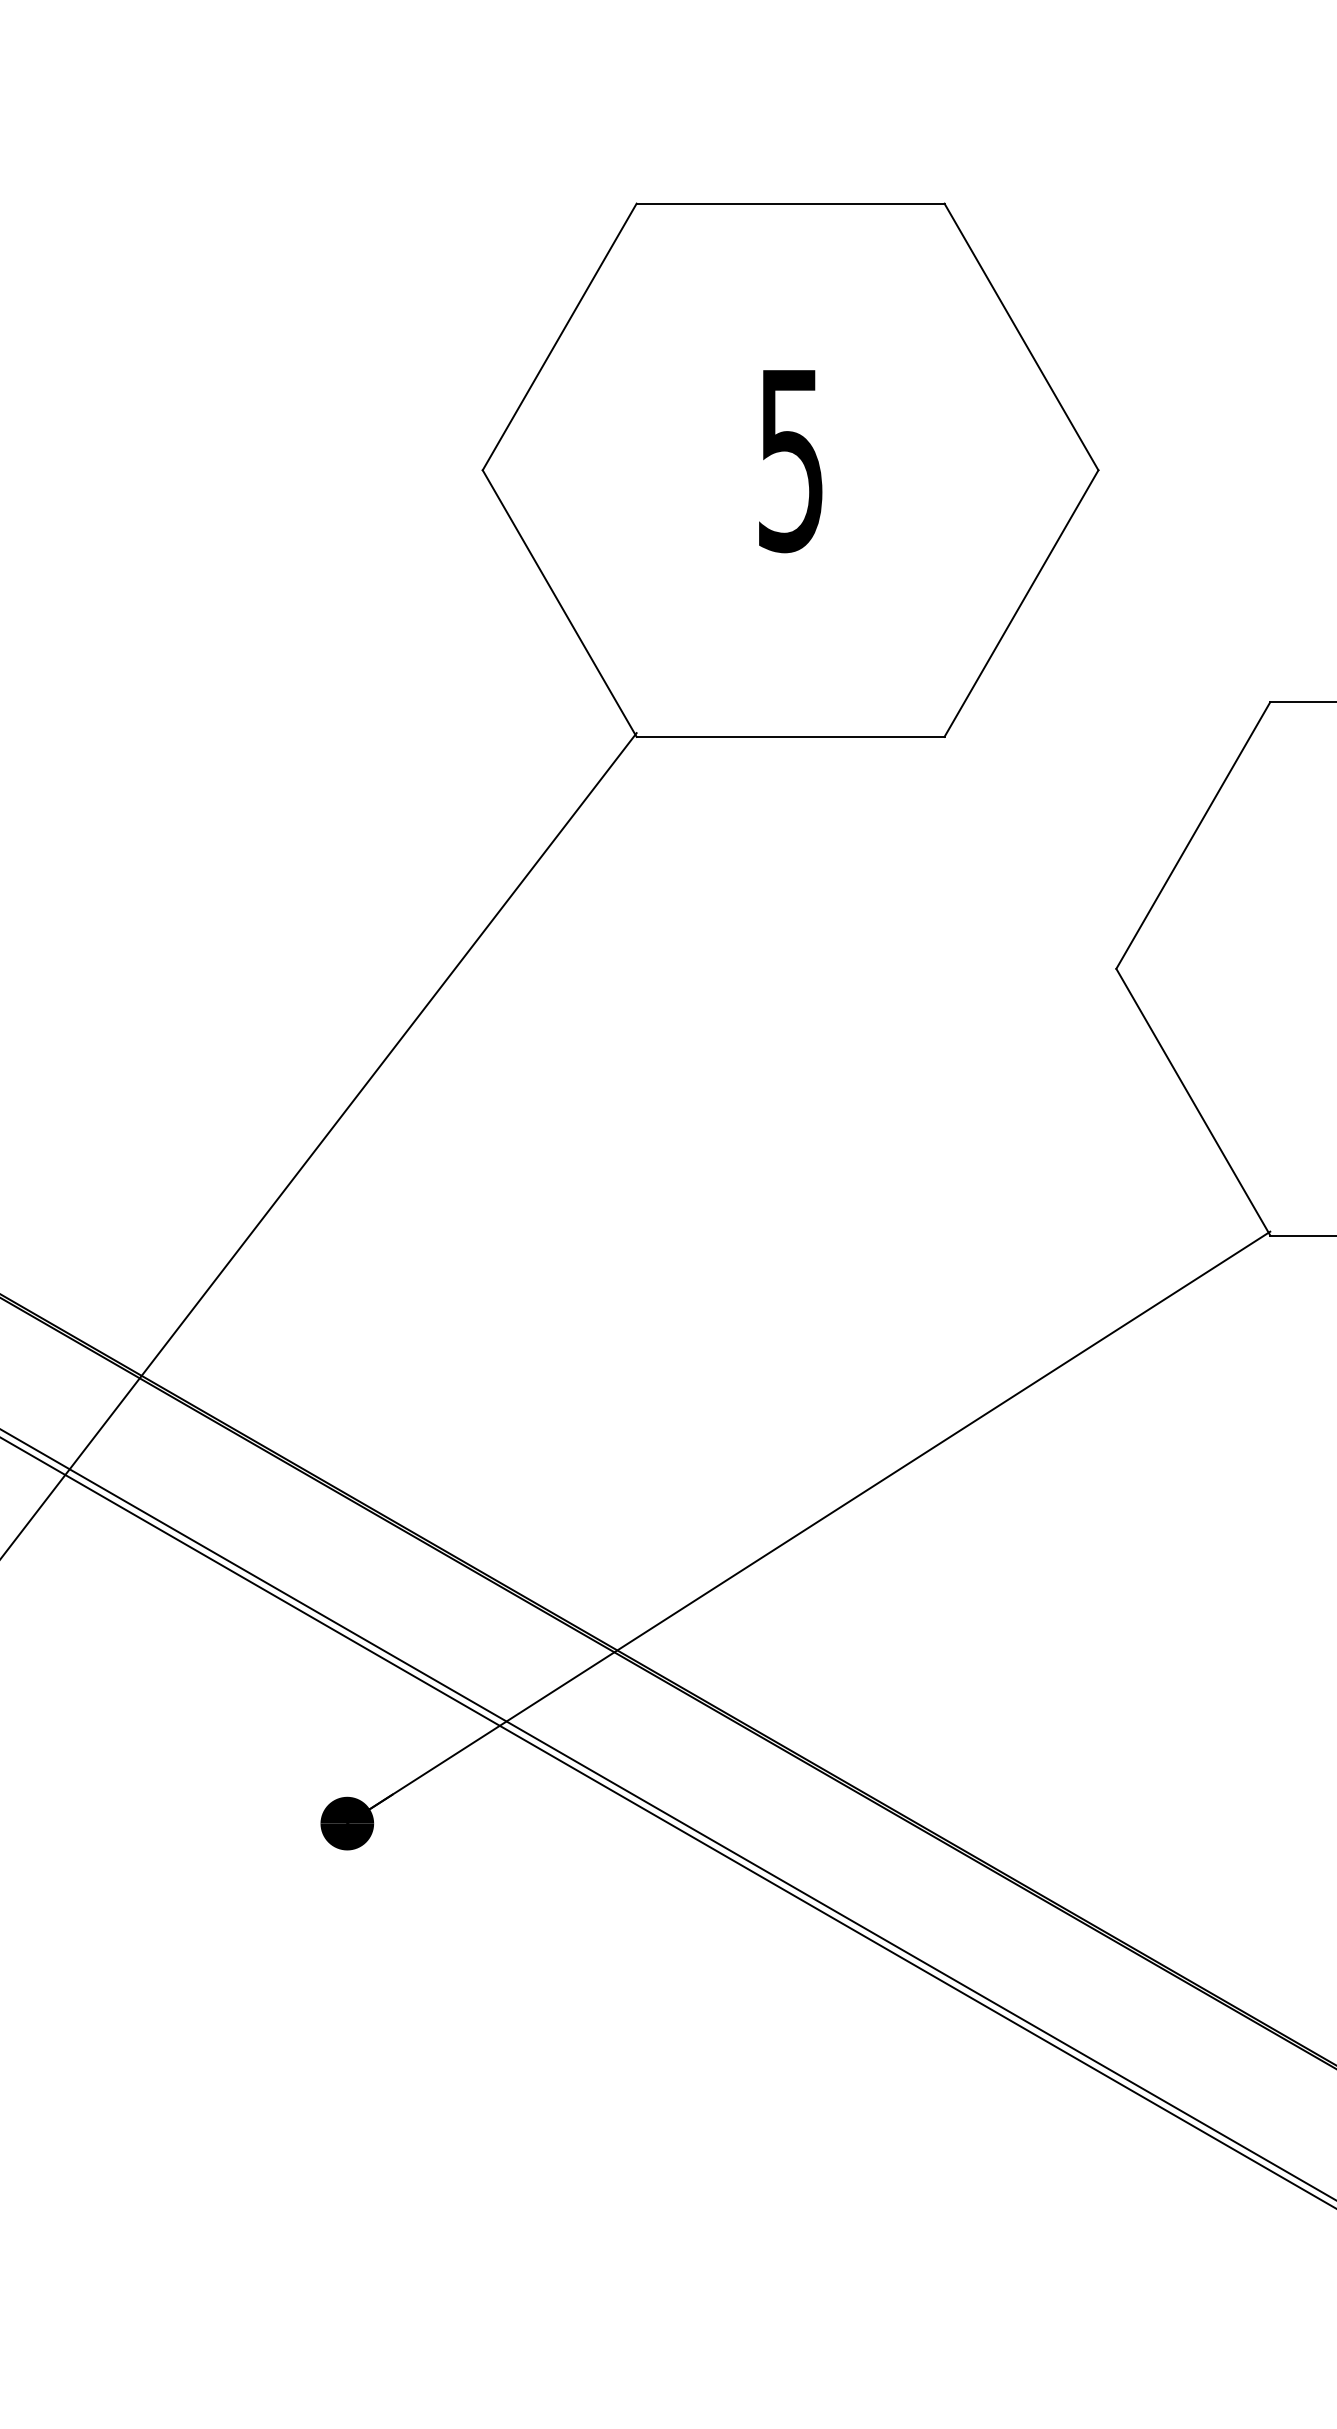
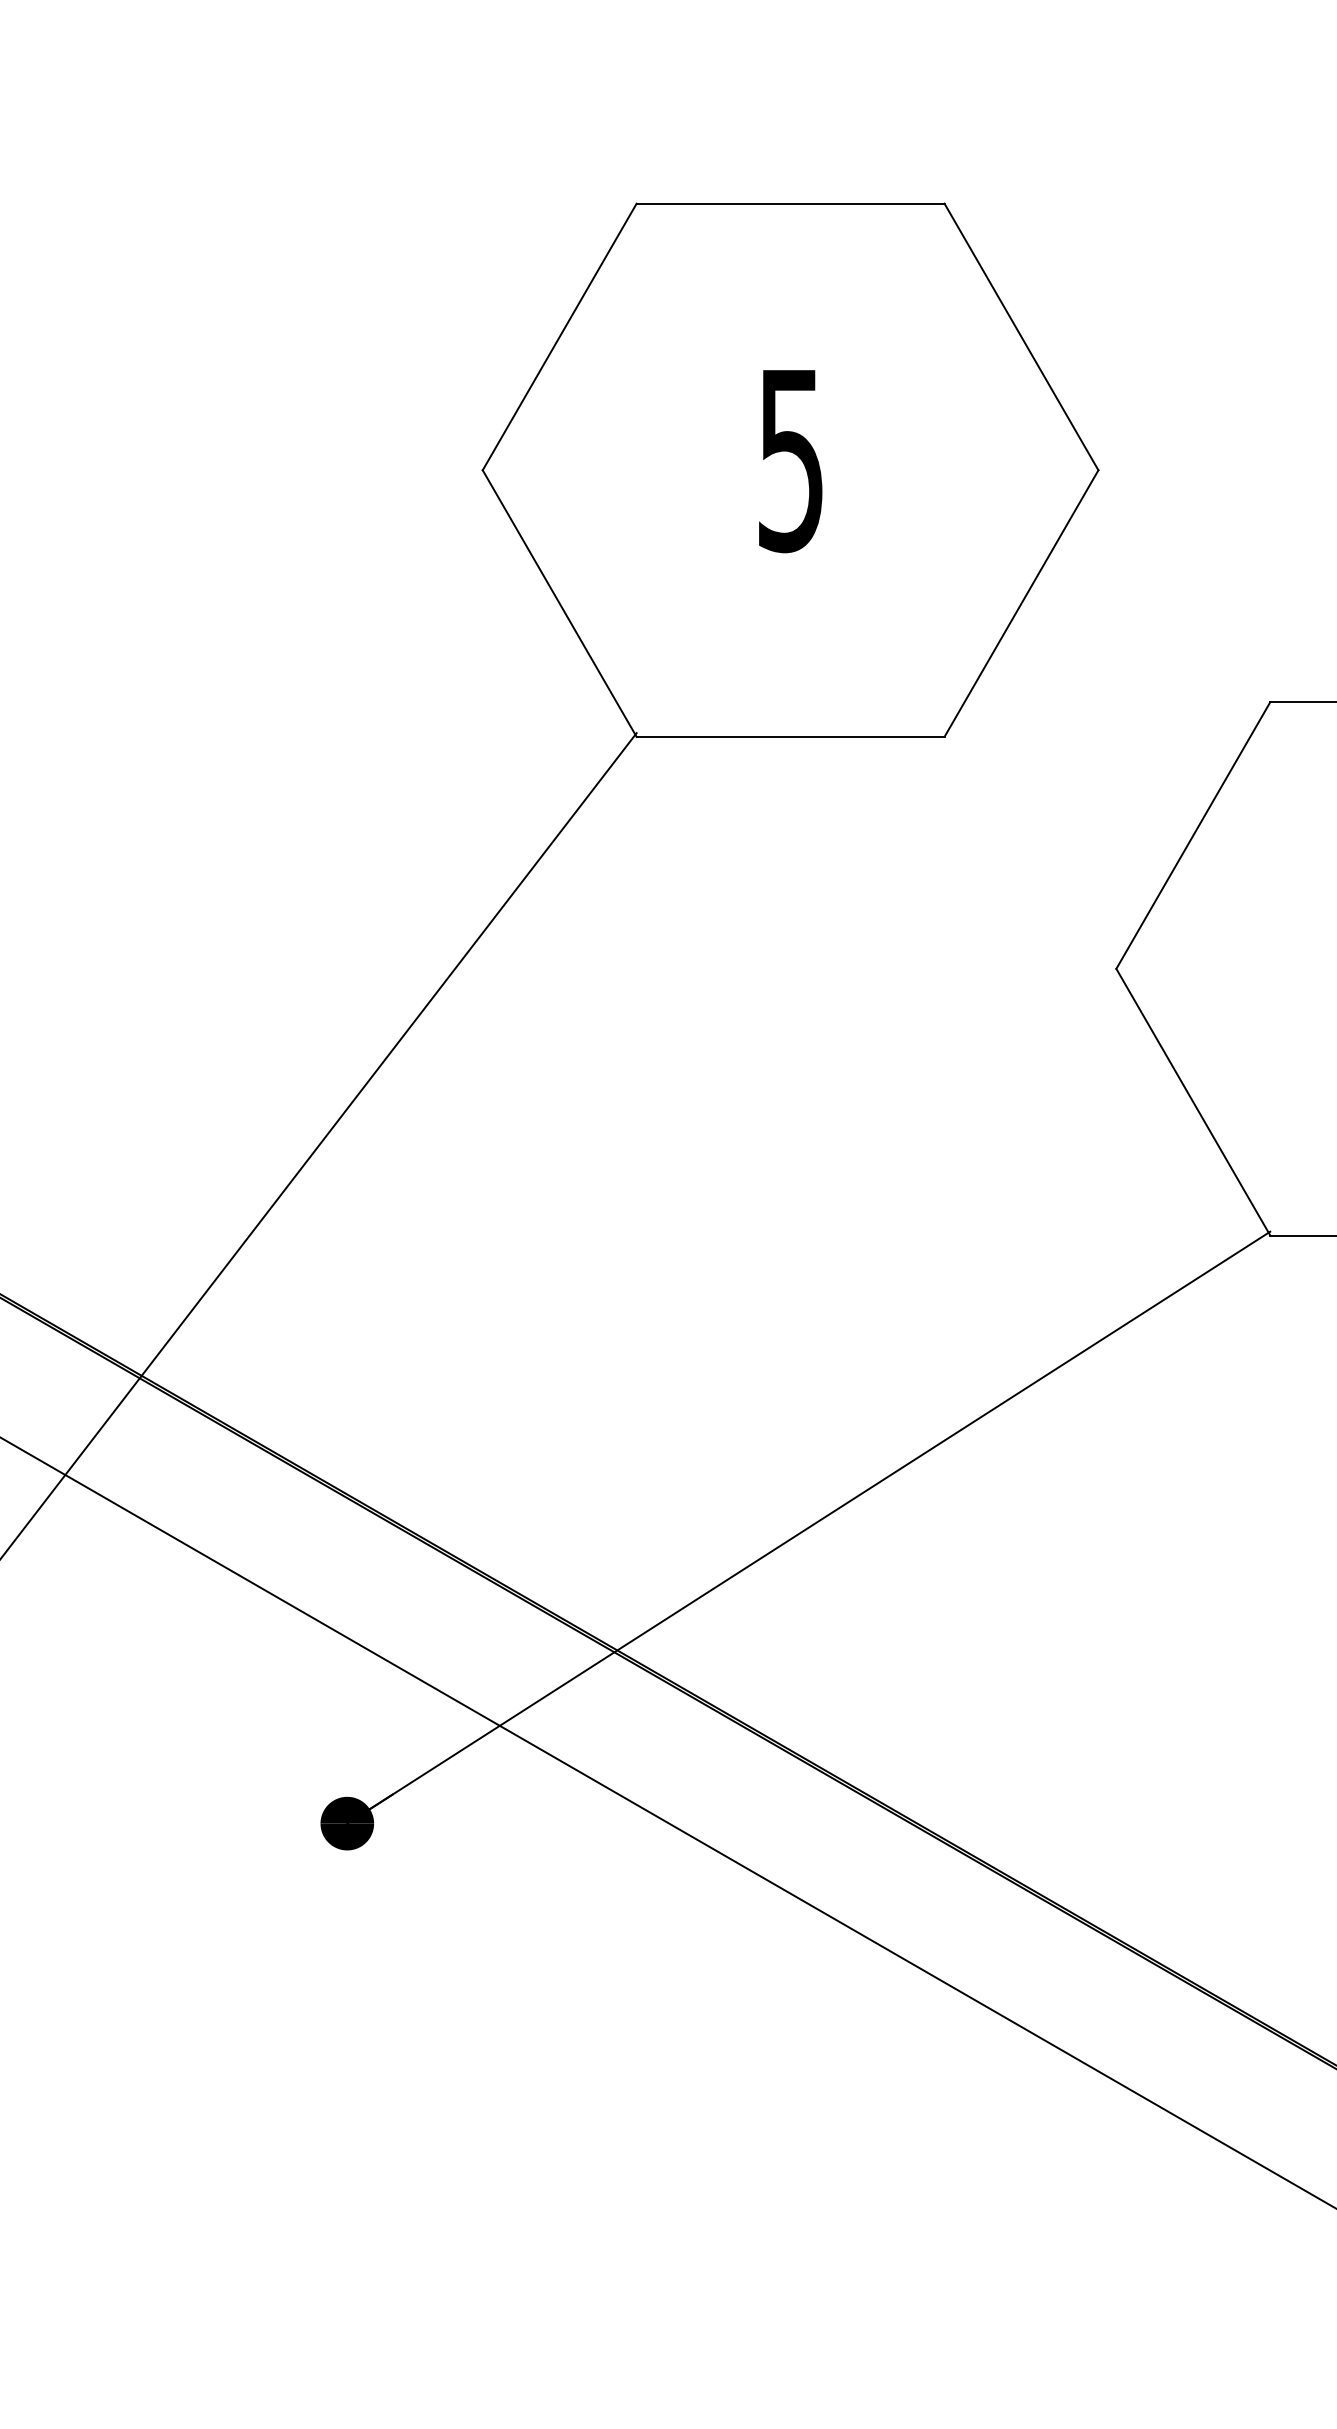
line: present -> none (667, 1814)
